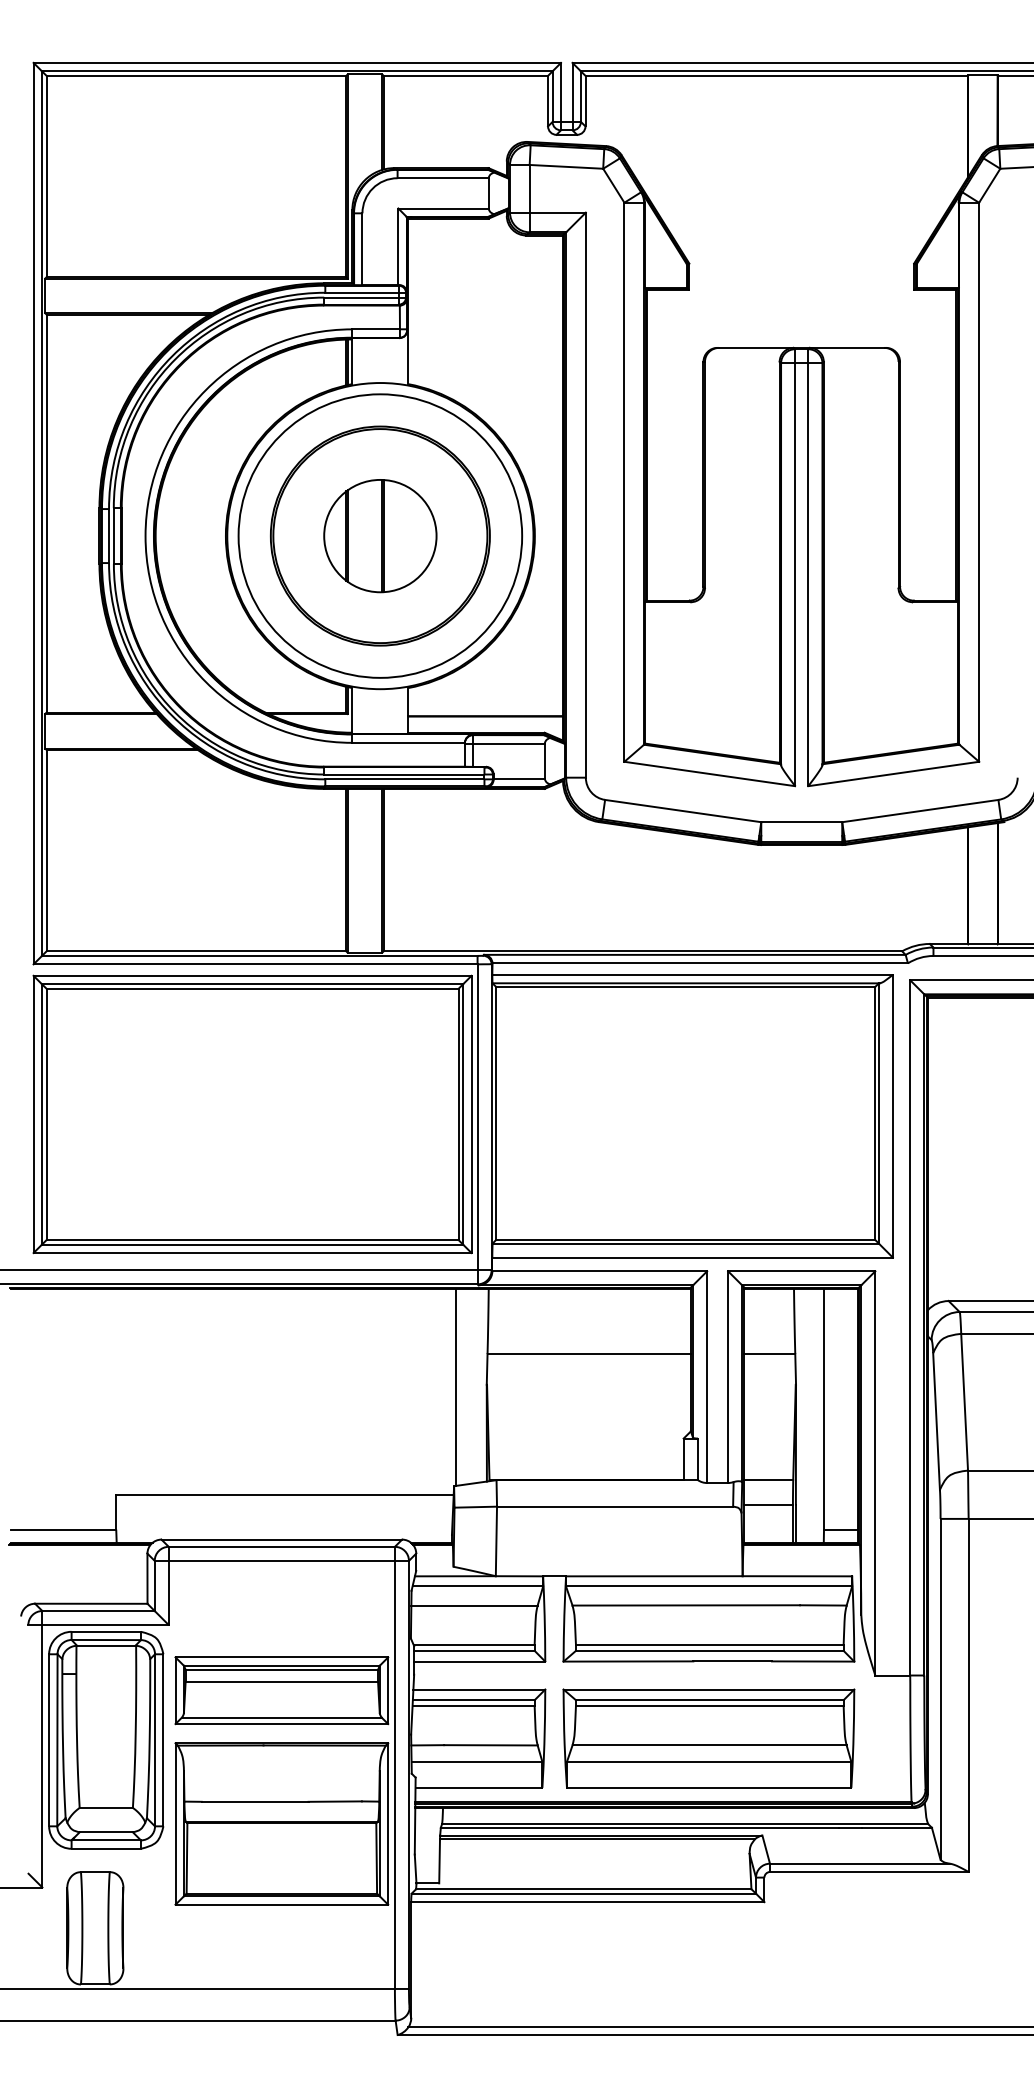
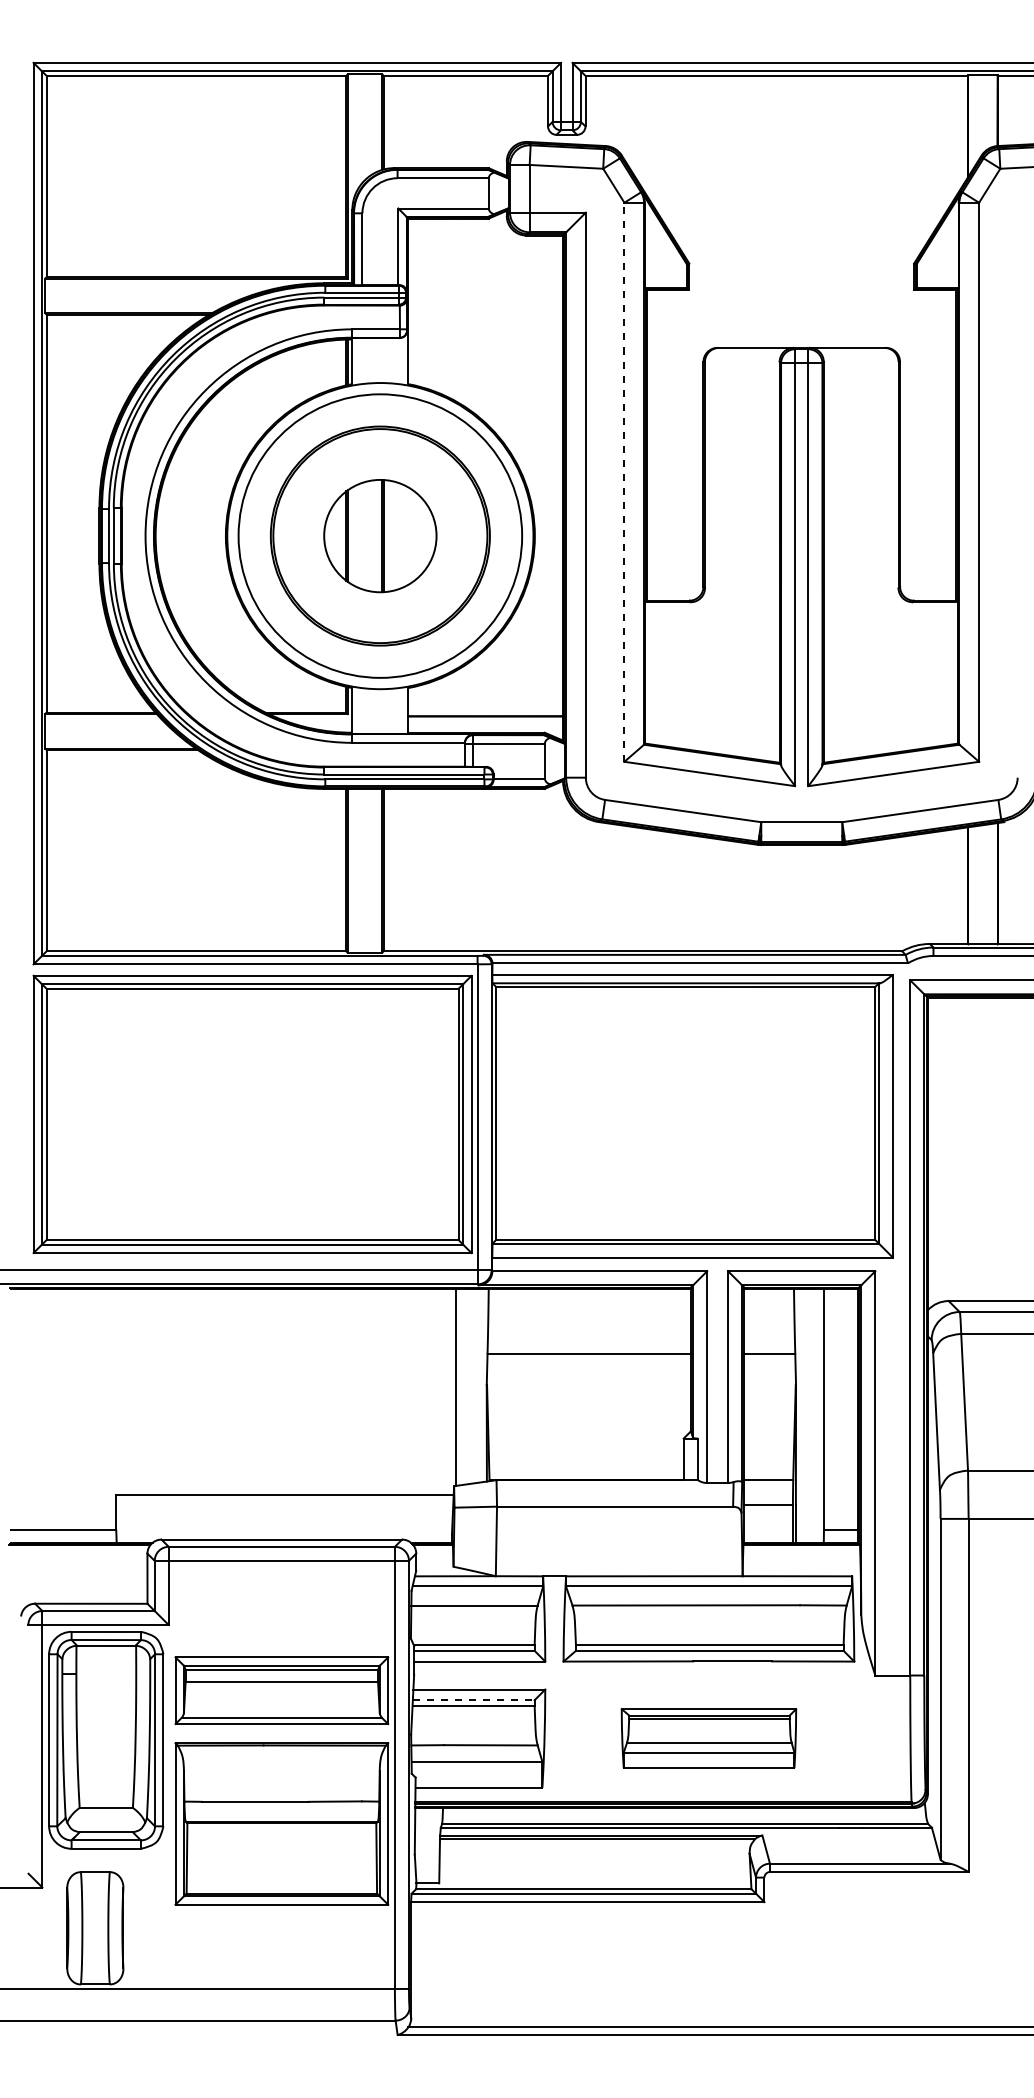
line: solid -> dashed (624, 482)
line: solid -> dashed (473, 1700)
part size: 294x101 px -> 178x61 px (708, 1738)
